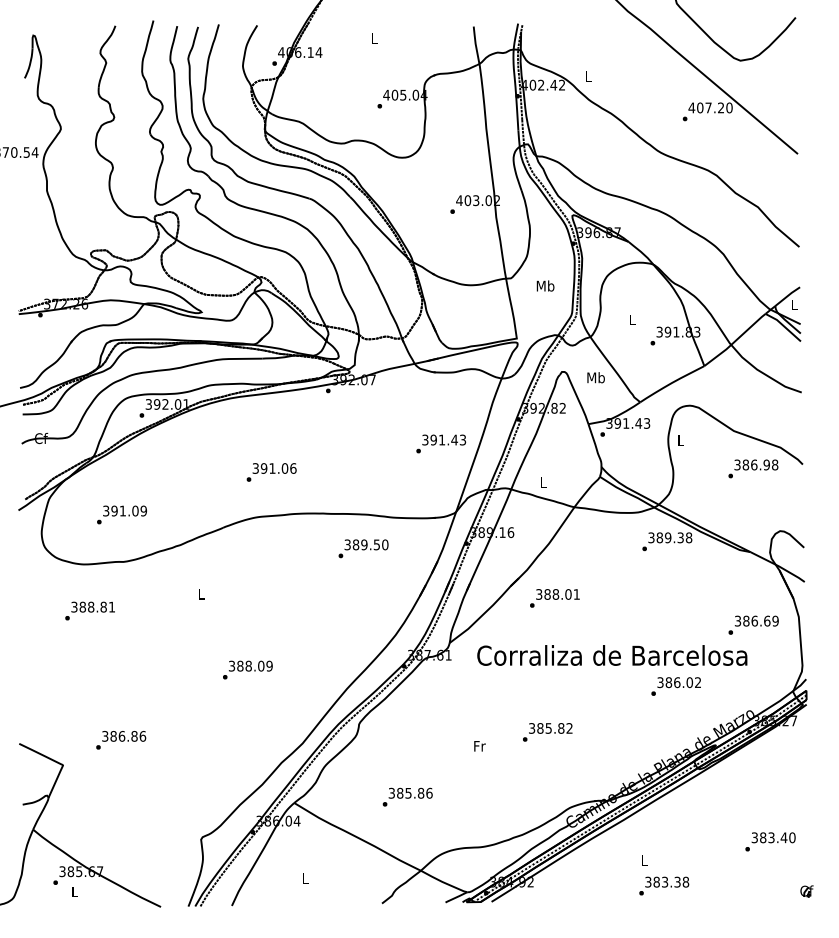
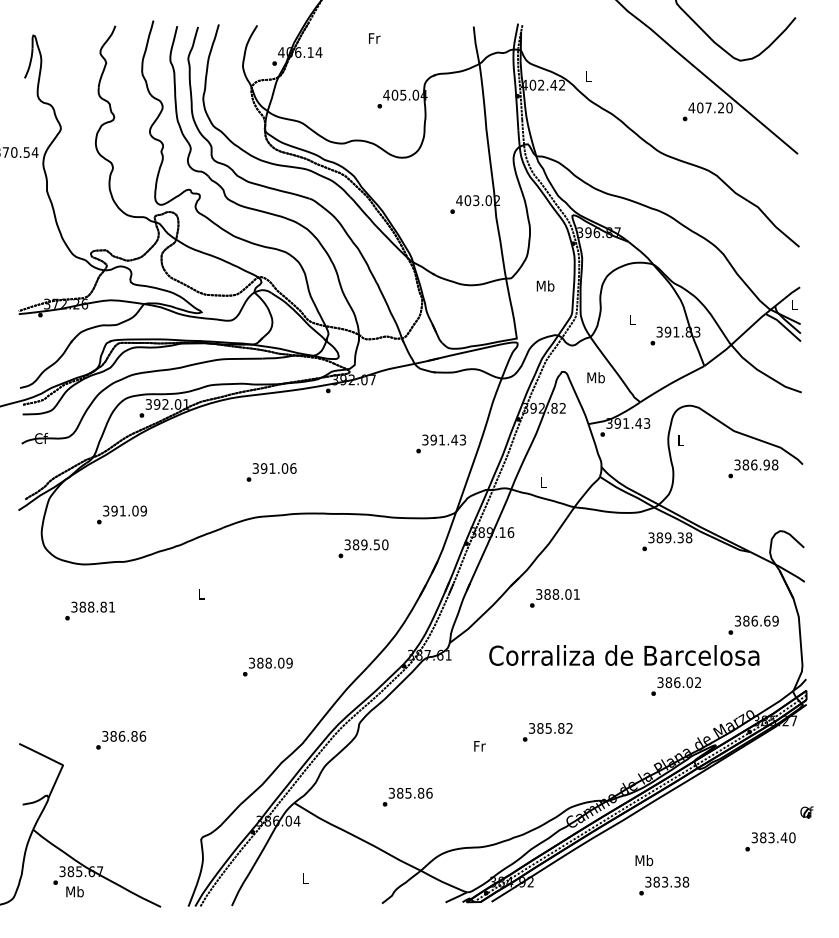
text: L -> Fr (374, 38)
text position: (612, 655) -> (624, 655) (624, 655)
text position: (247, 669) -> (267, 666) (267, 666)
text: L -> Mb (644, 860)
text: L -> Mb (74, 891)
part position: (806, 891) -> (806, 812) (806, 812)
